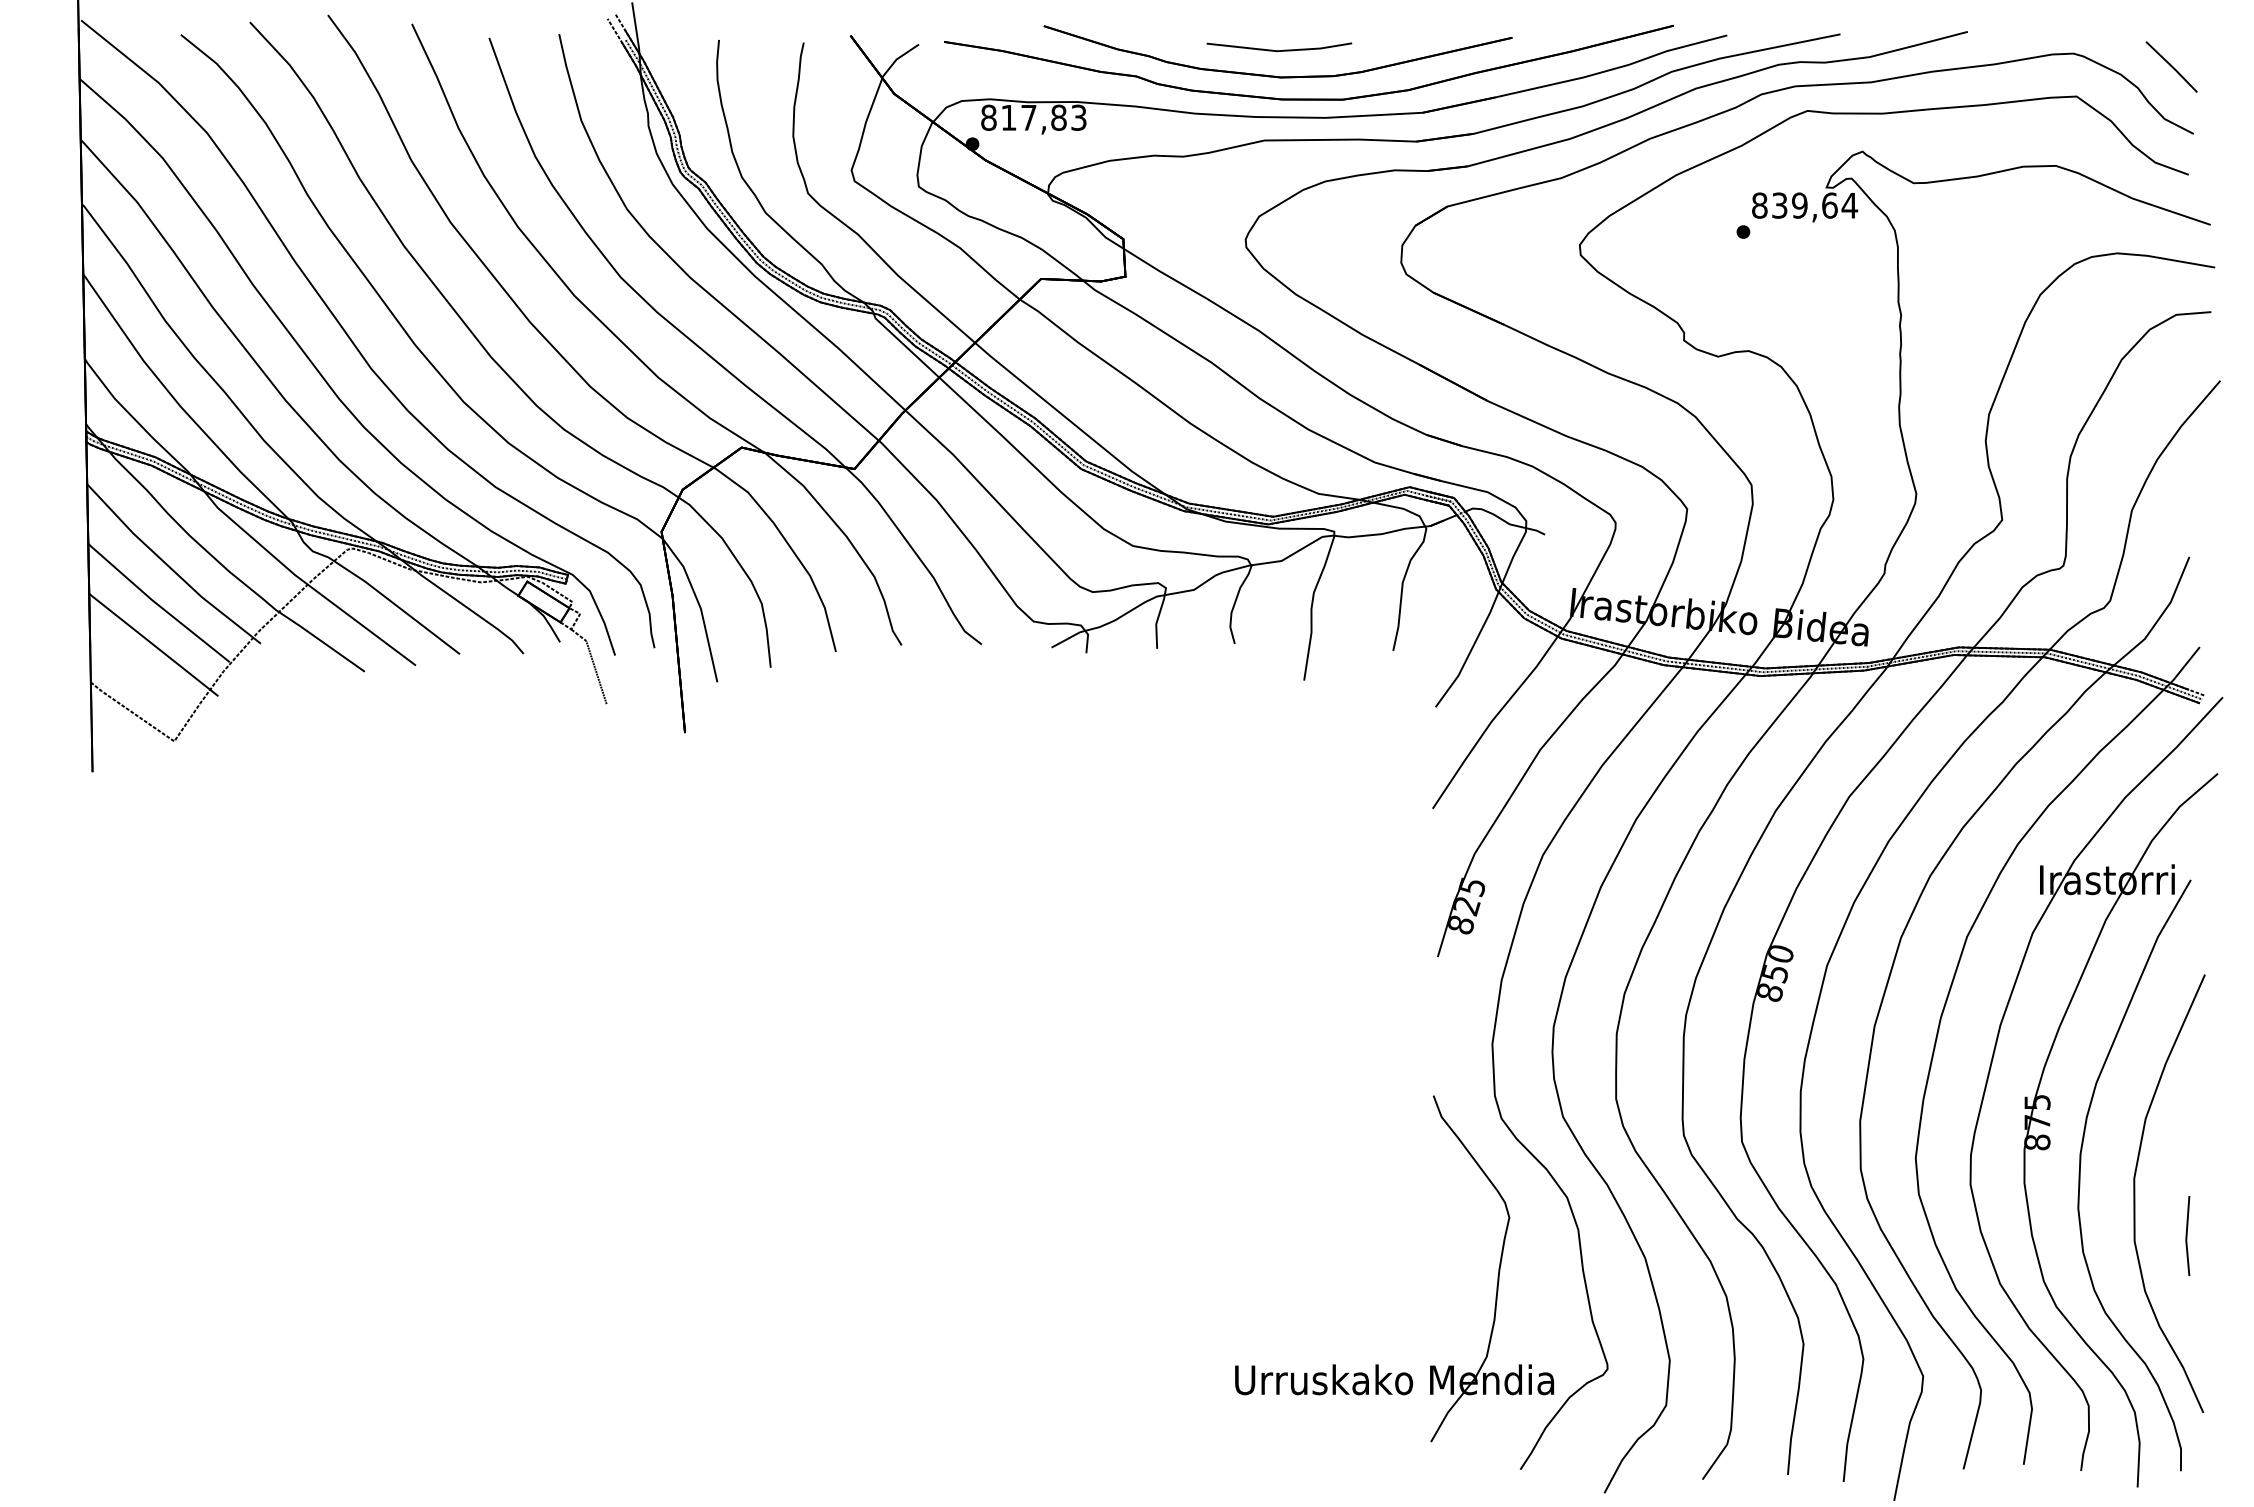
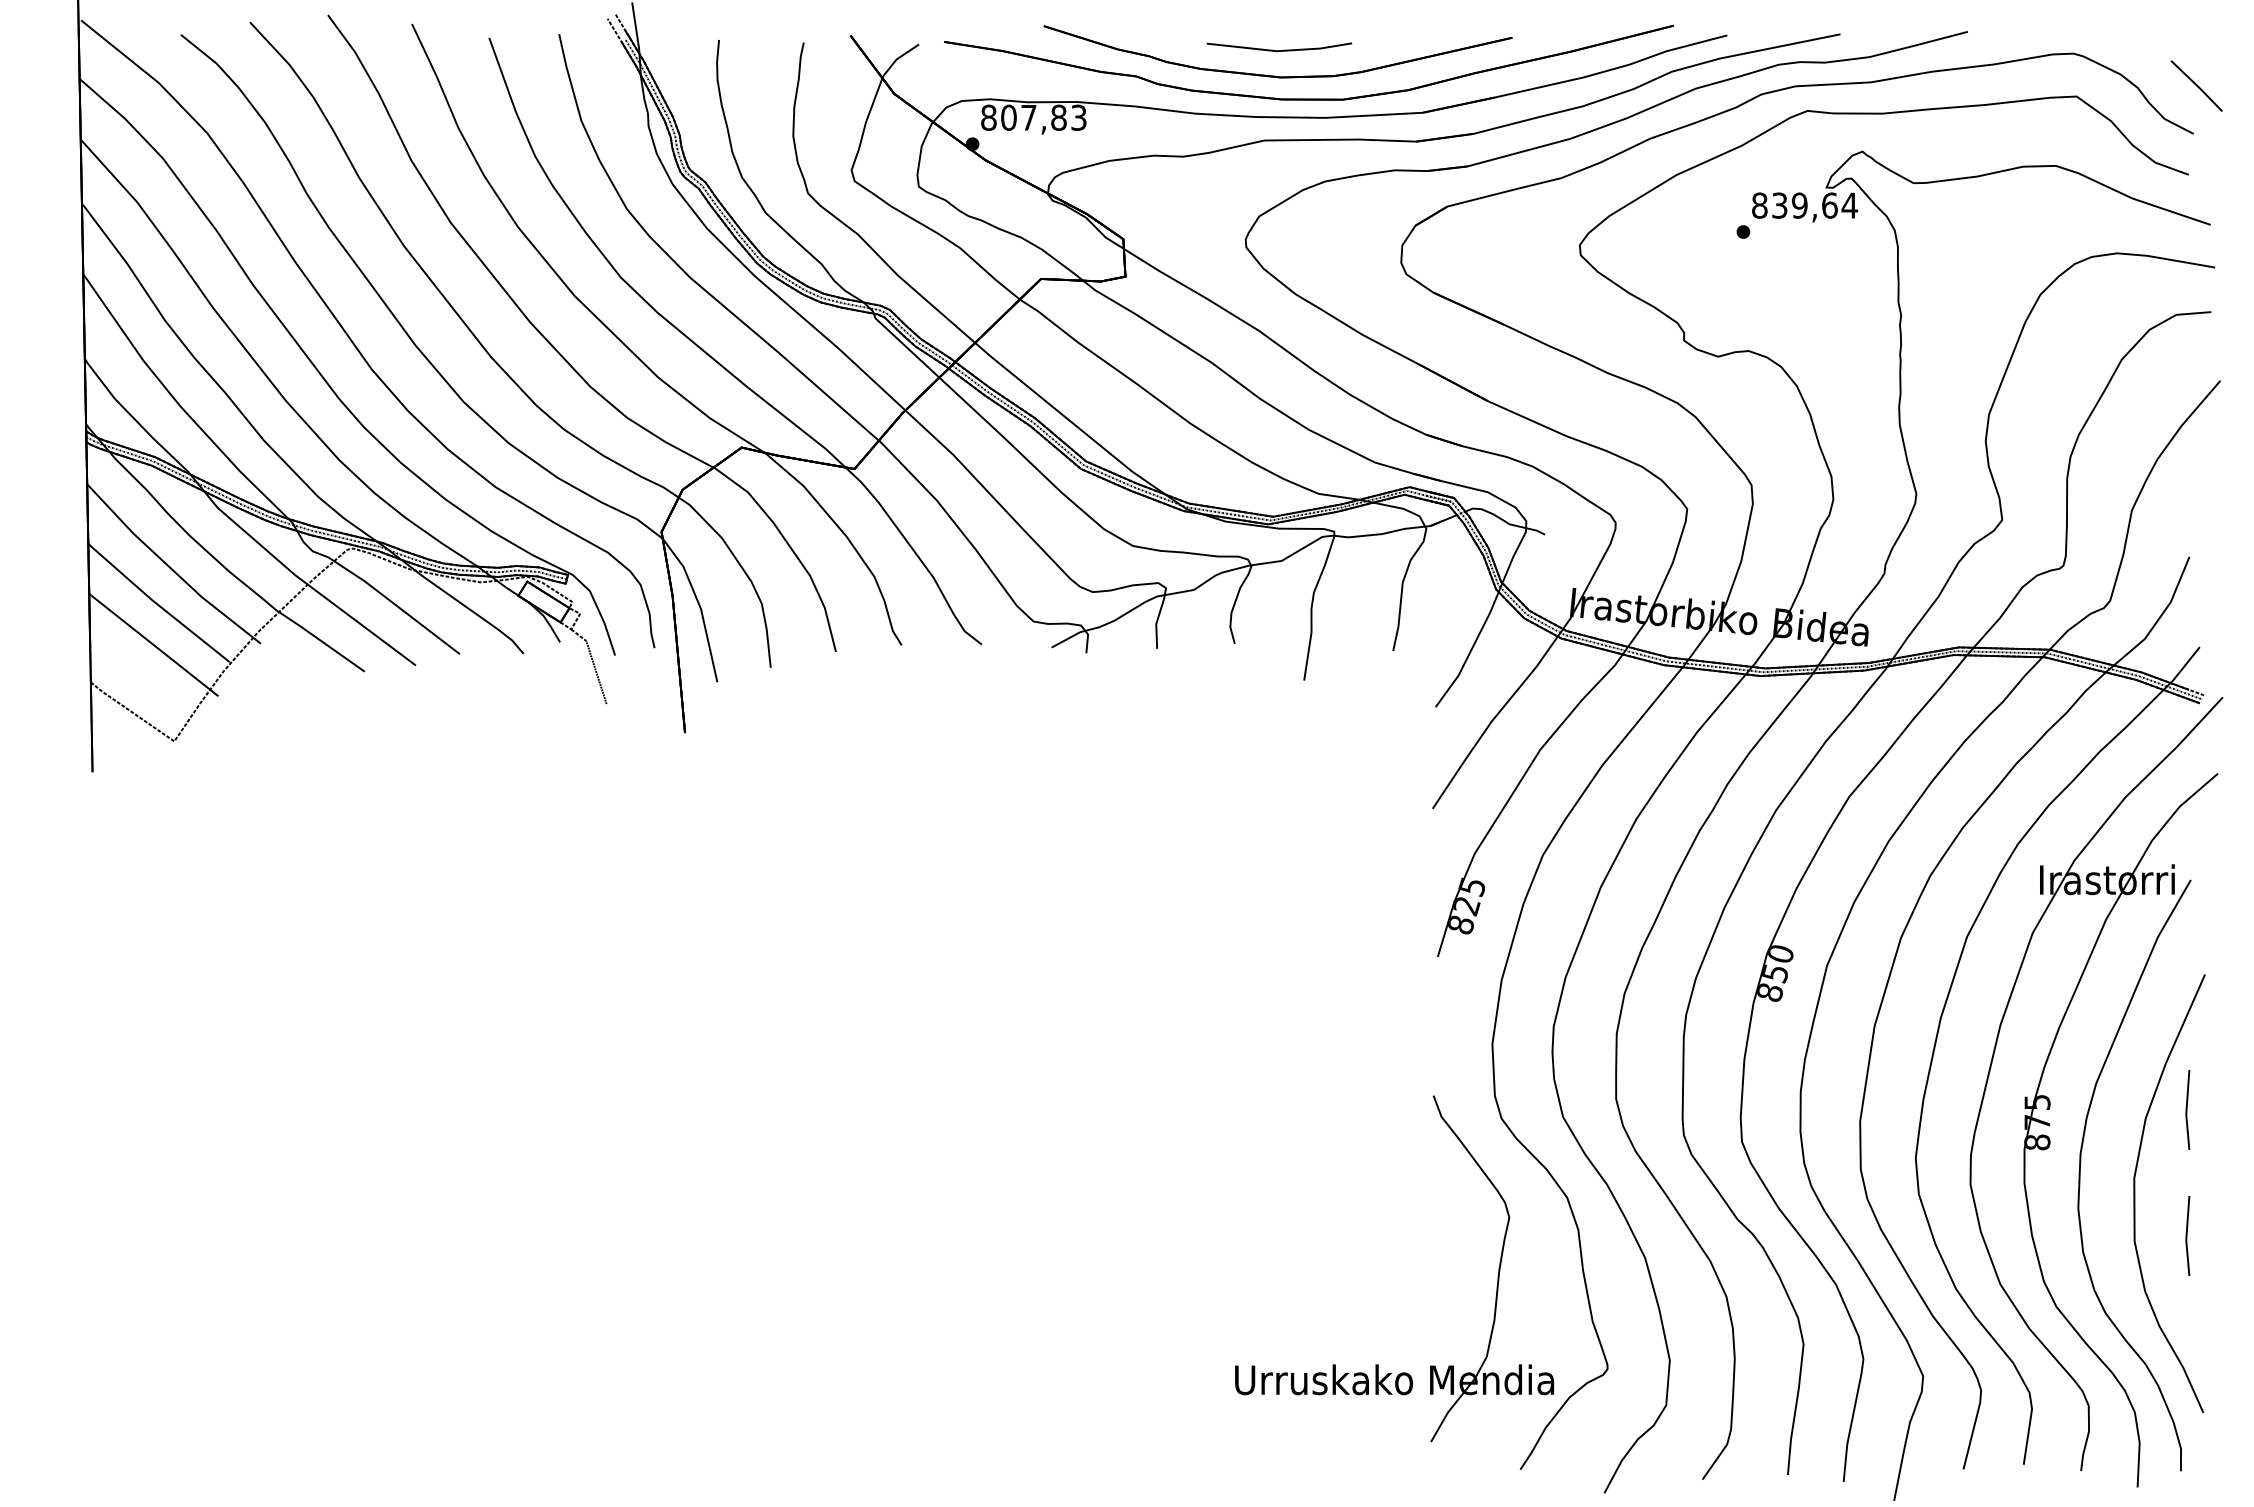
line position: (2171, 66) -> (2196, 85) (2196, 85)
text: 817,83 -> 807,83 (1008, 117)
line: none -> present (2187, 1109)
